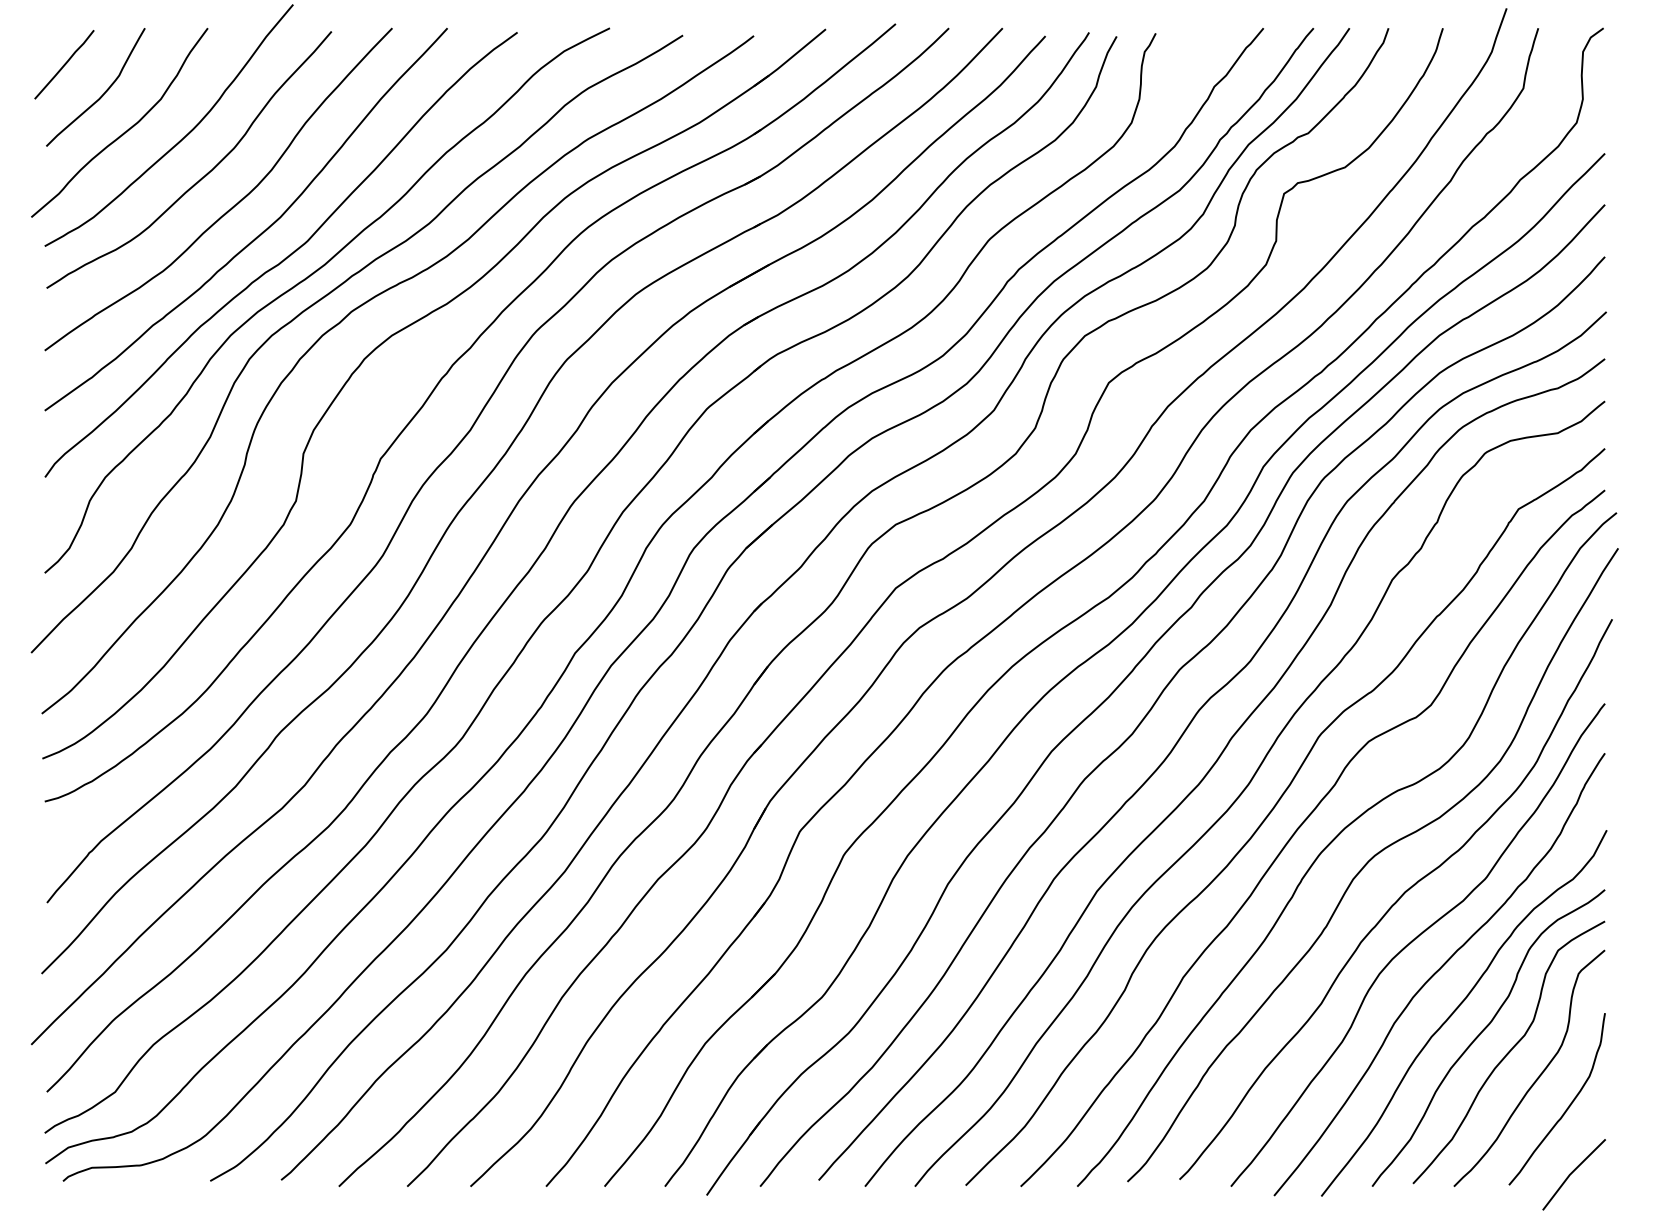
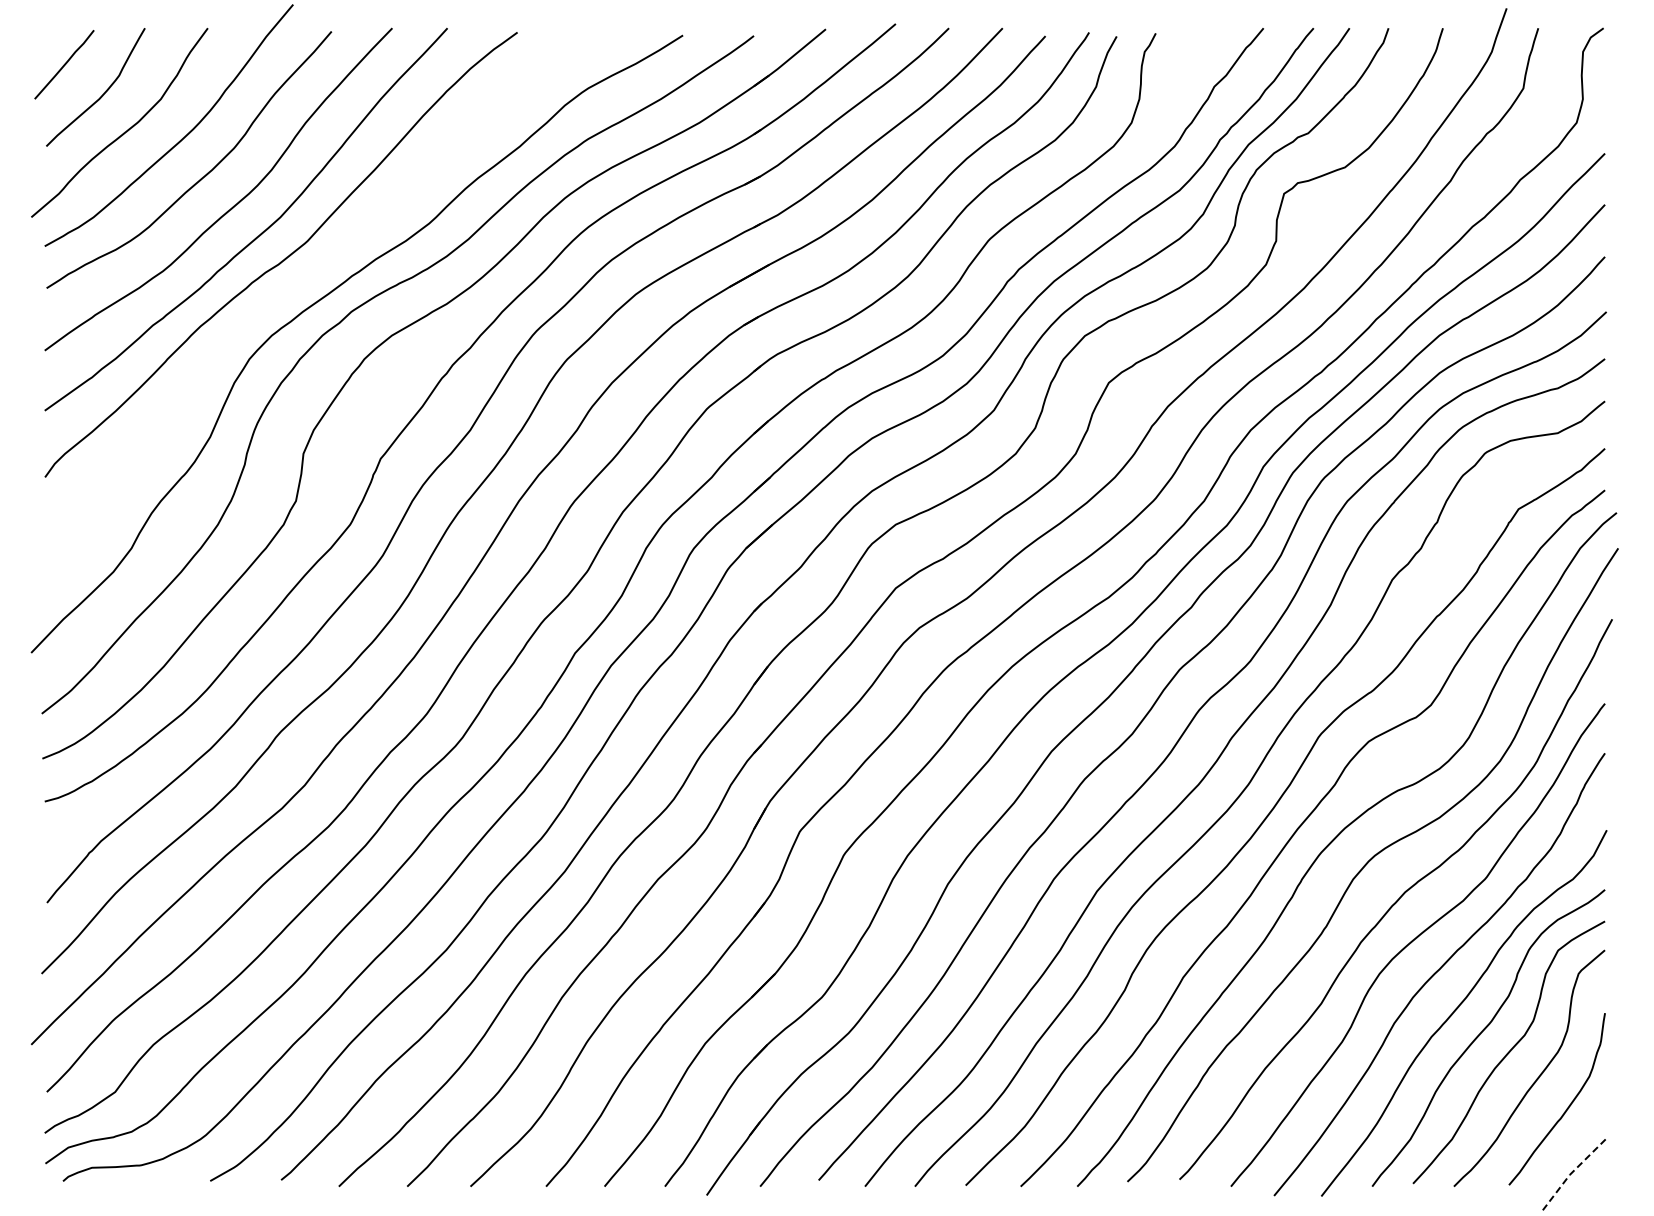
curve: present -> none (308, 278)
line: solid -> dashed (1571, 1173)
